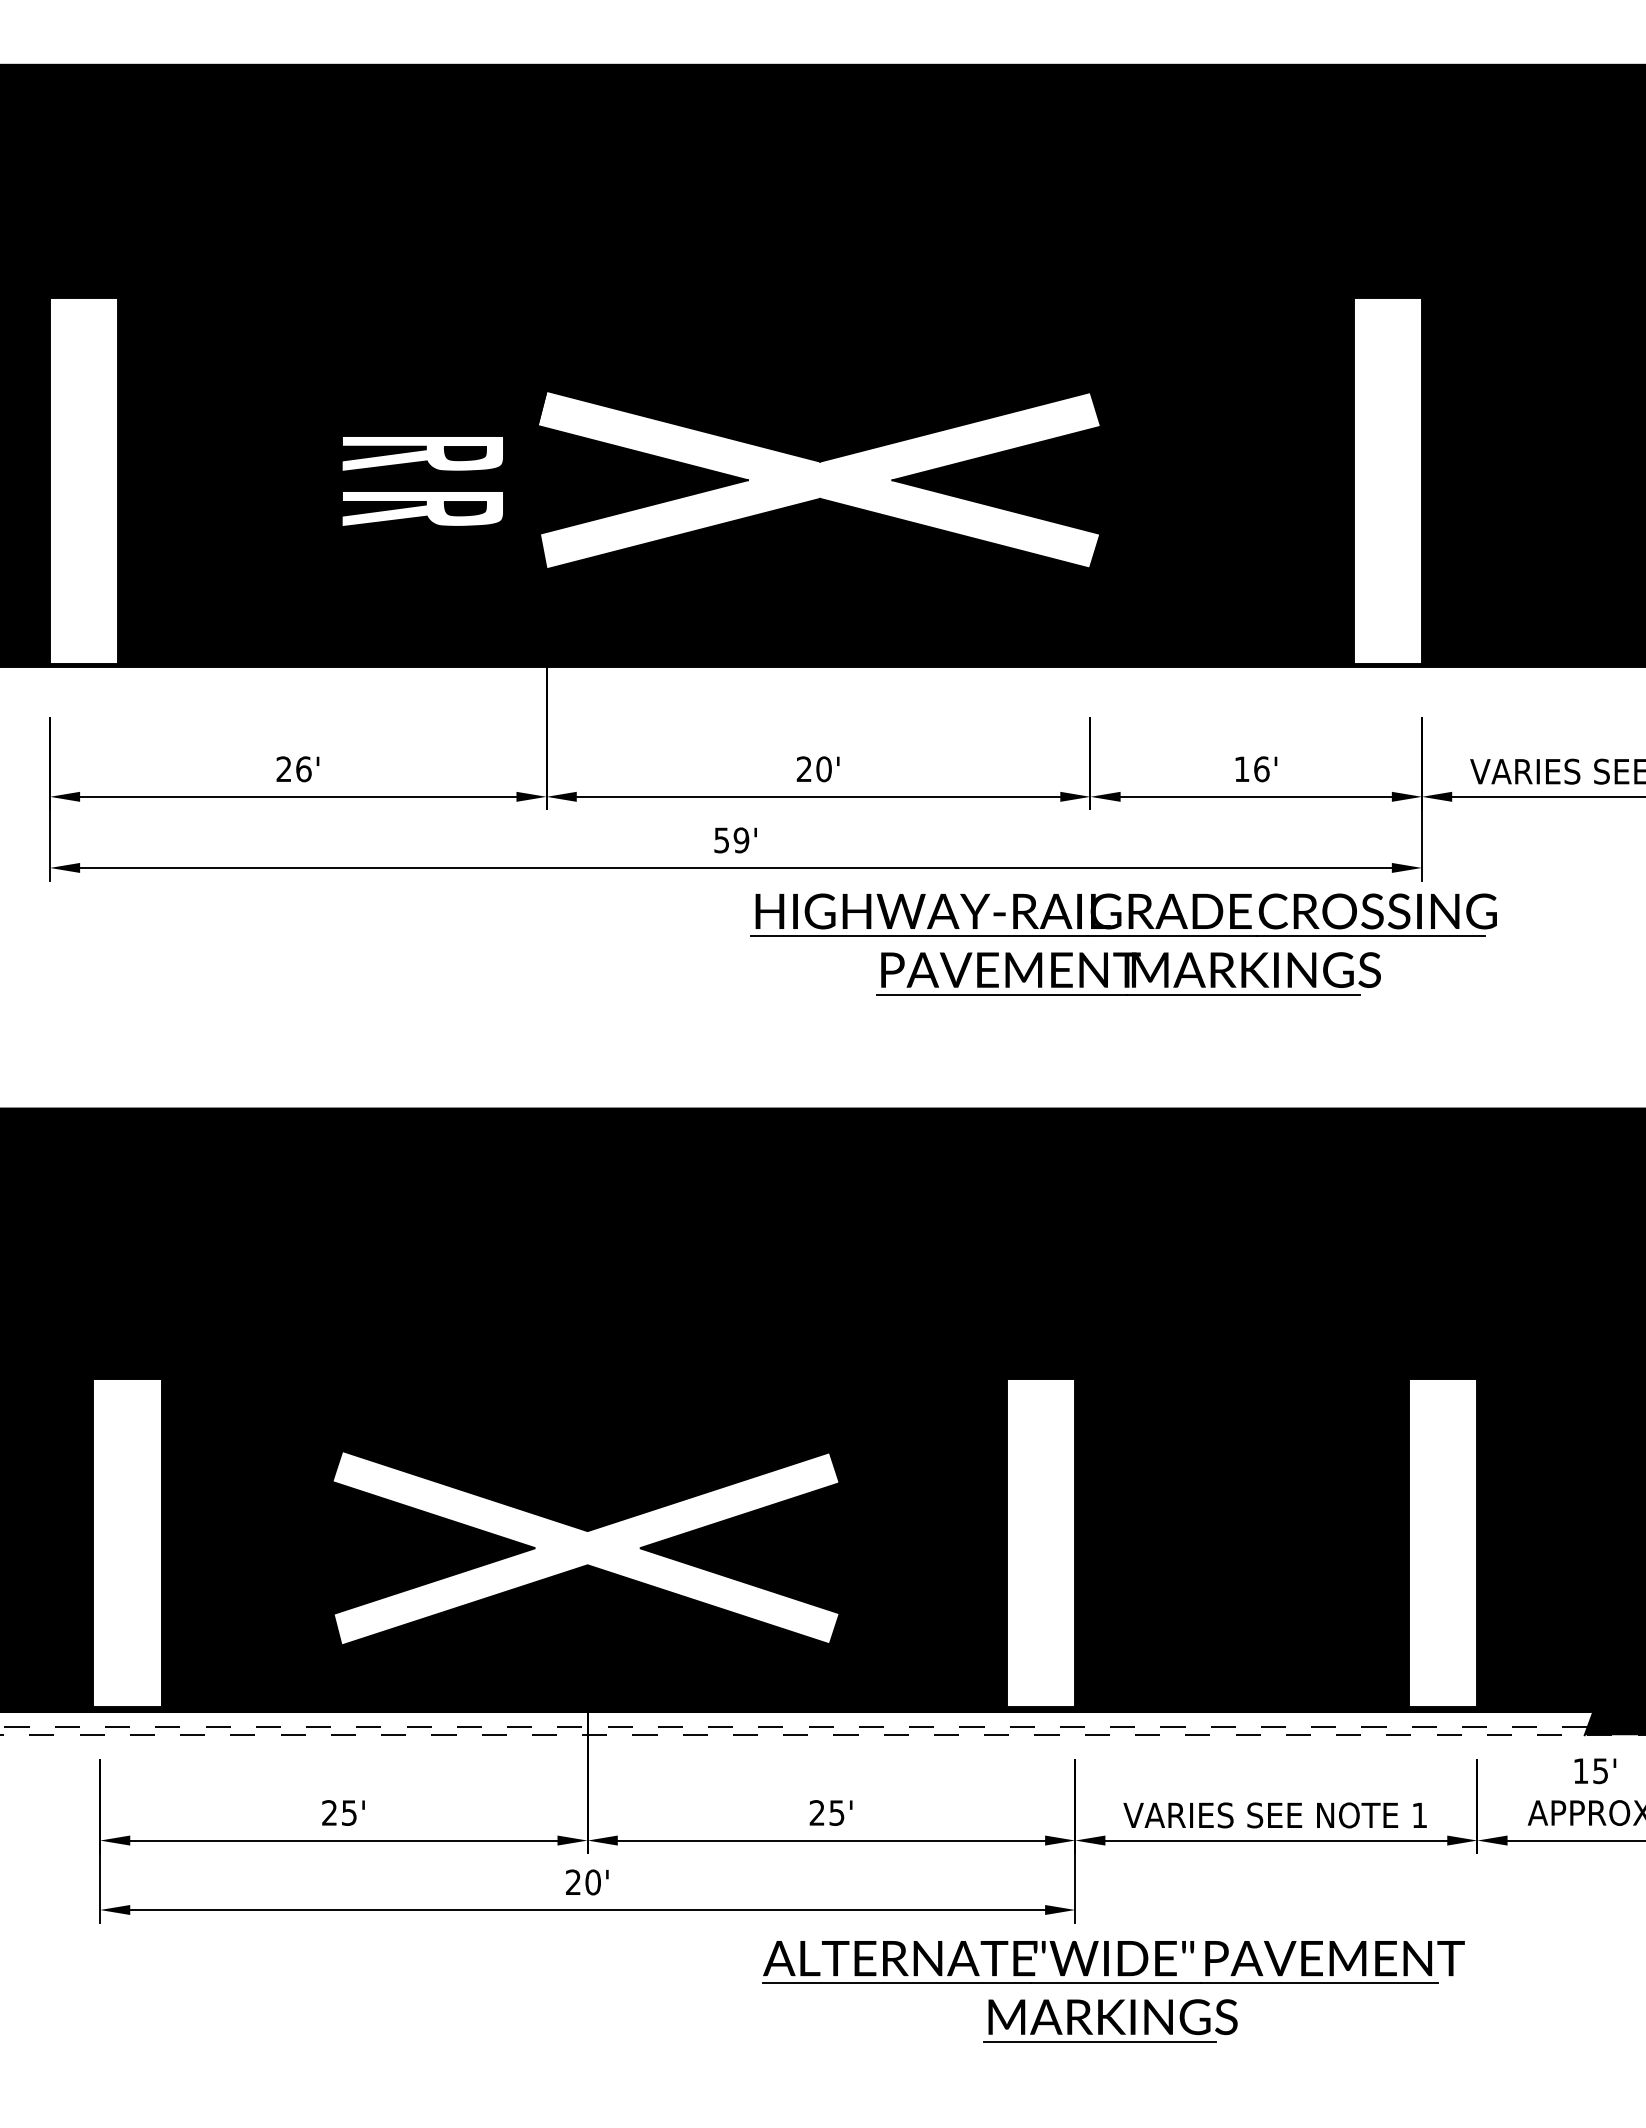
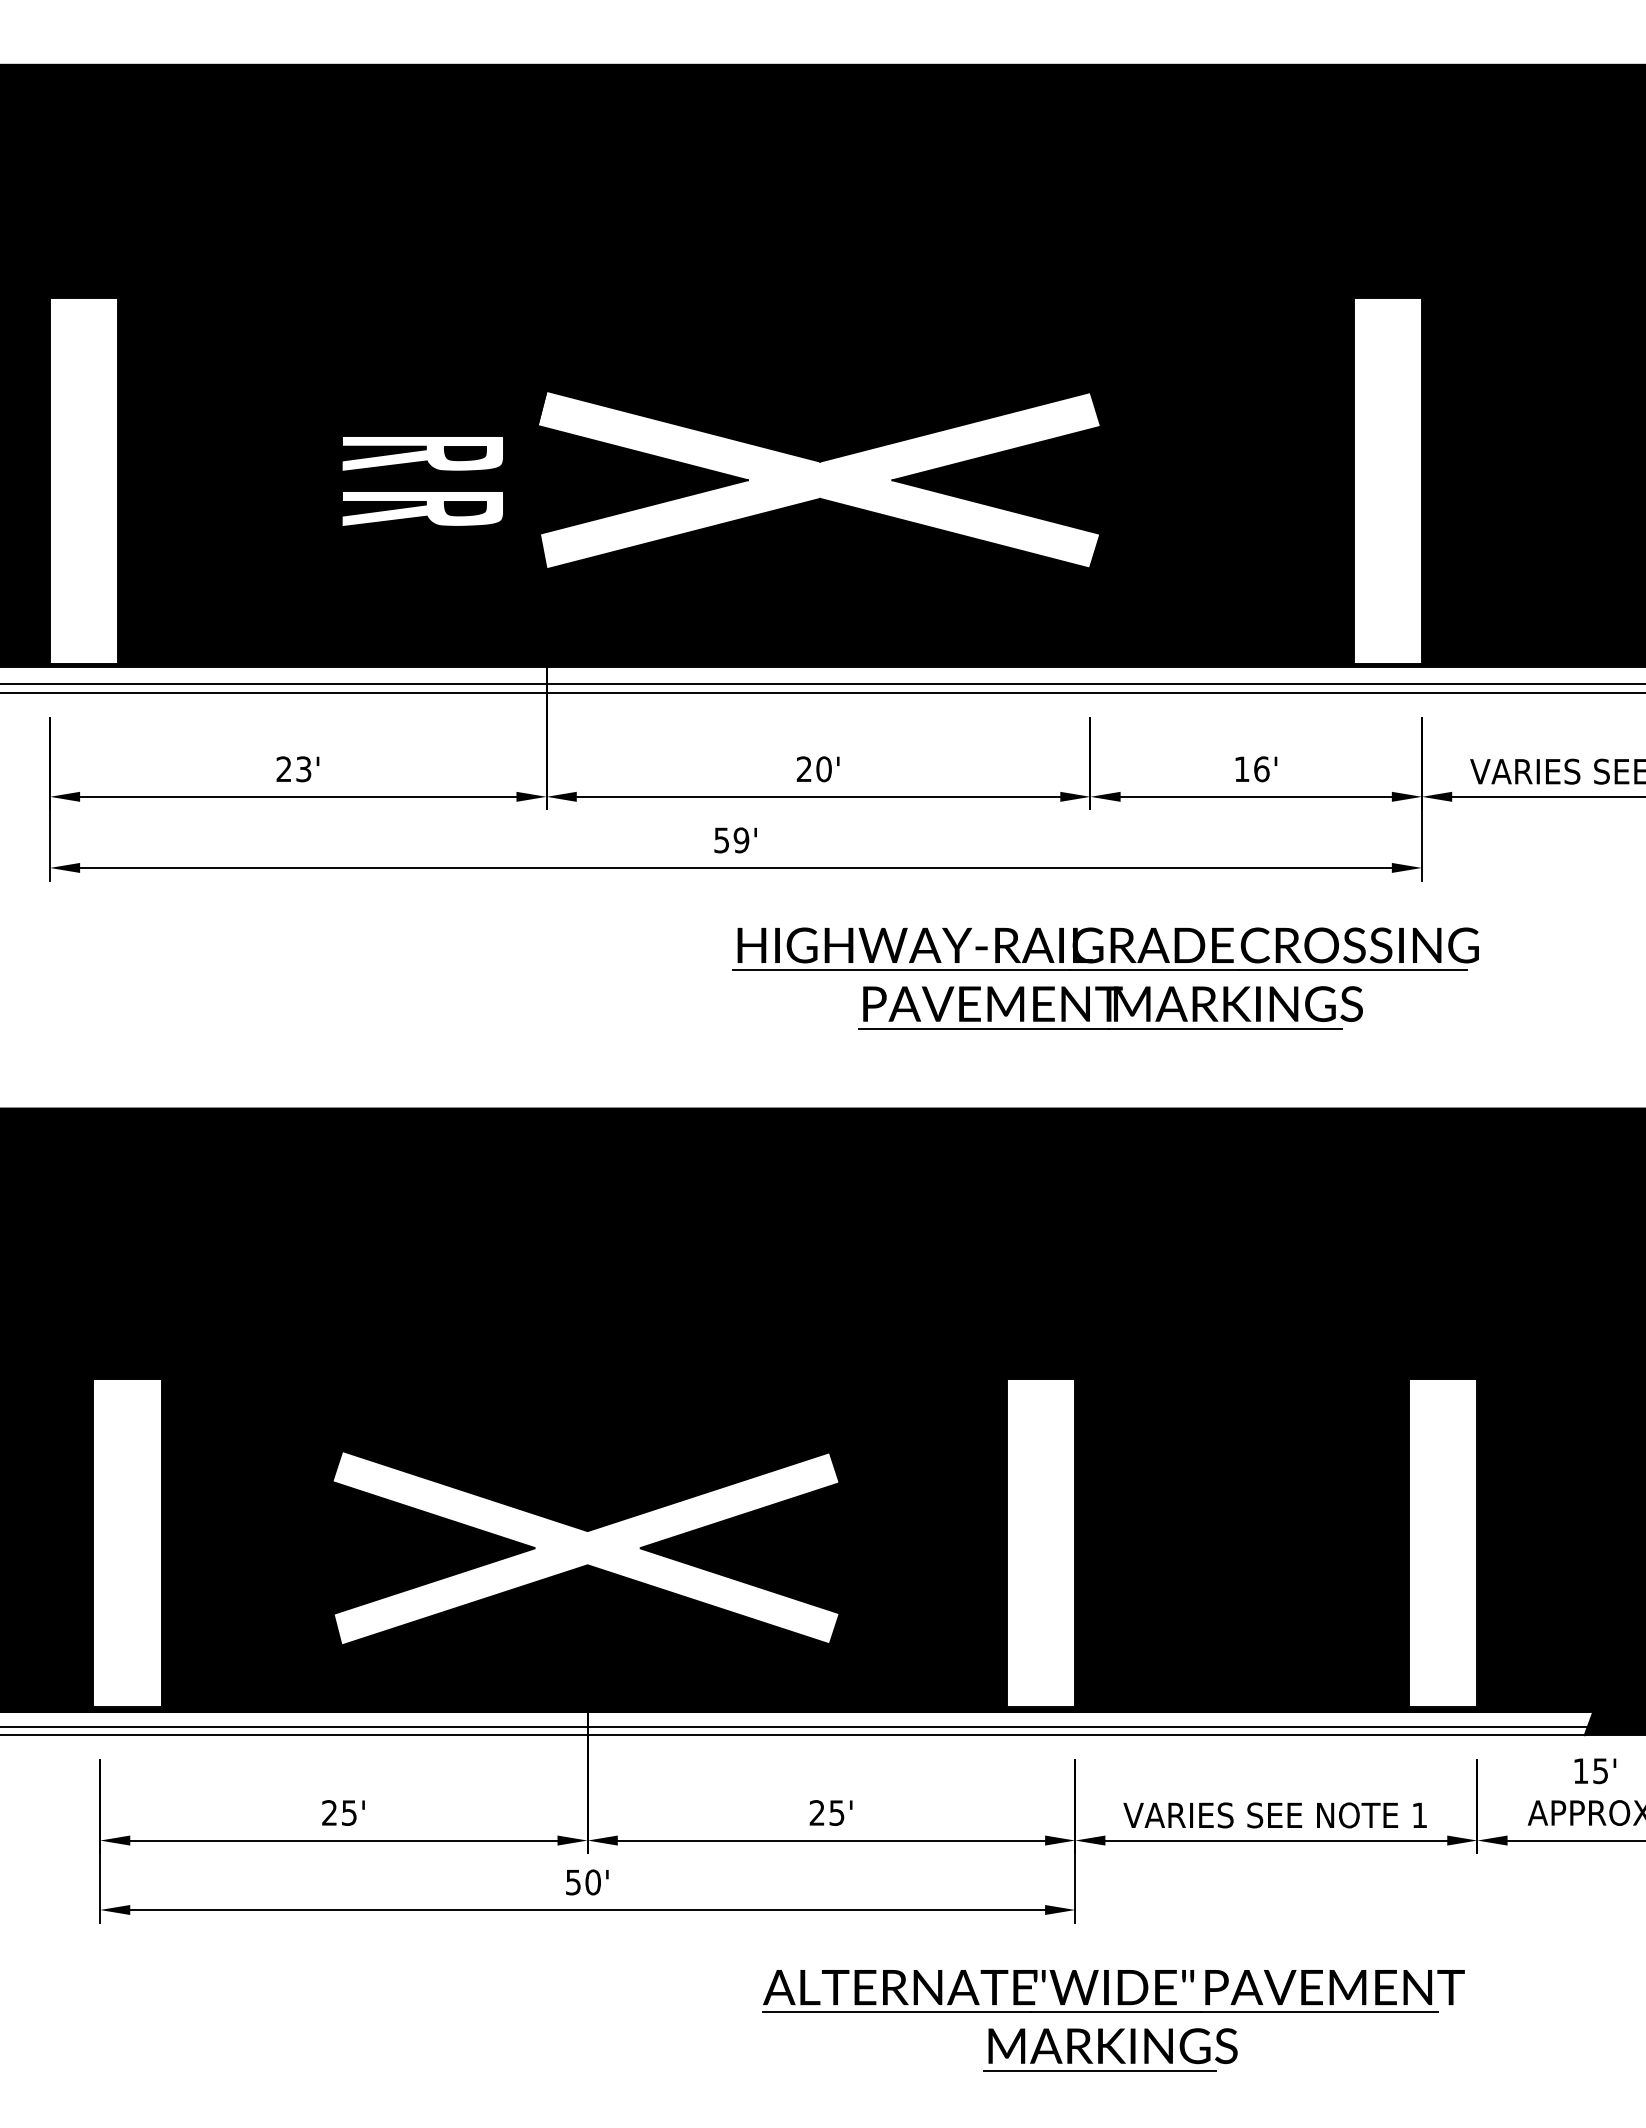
line: none -> present (822, 684)
line: none -> present (822, 693)
text: 26' -> 23' (303, 769)
part position: (1123, 936) -> (1105, 970) (1105, 970)
line: dashed -> solid (793, 1727)
line: dashed -> solid (823, 1735)
text: 20' -> 50' (573, 1882)
part position: (1113, 1983) -> (1113, 2012) (1113, 2012)
